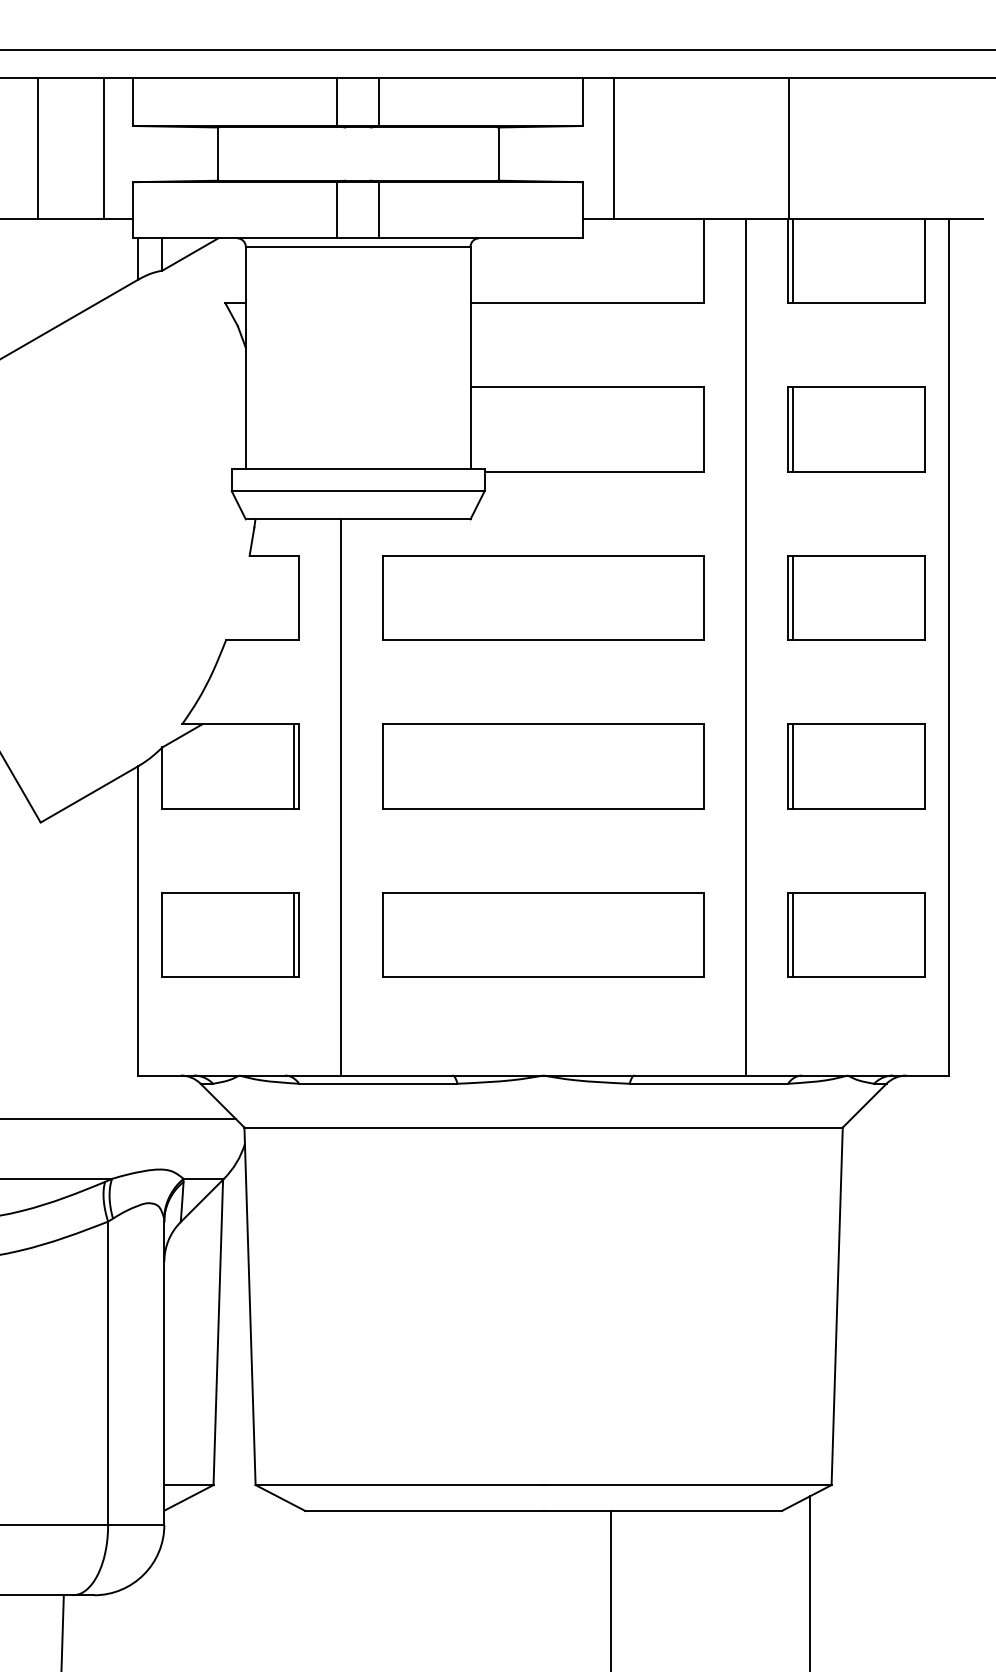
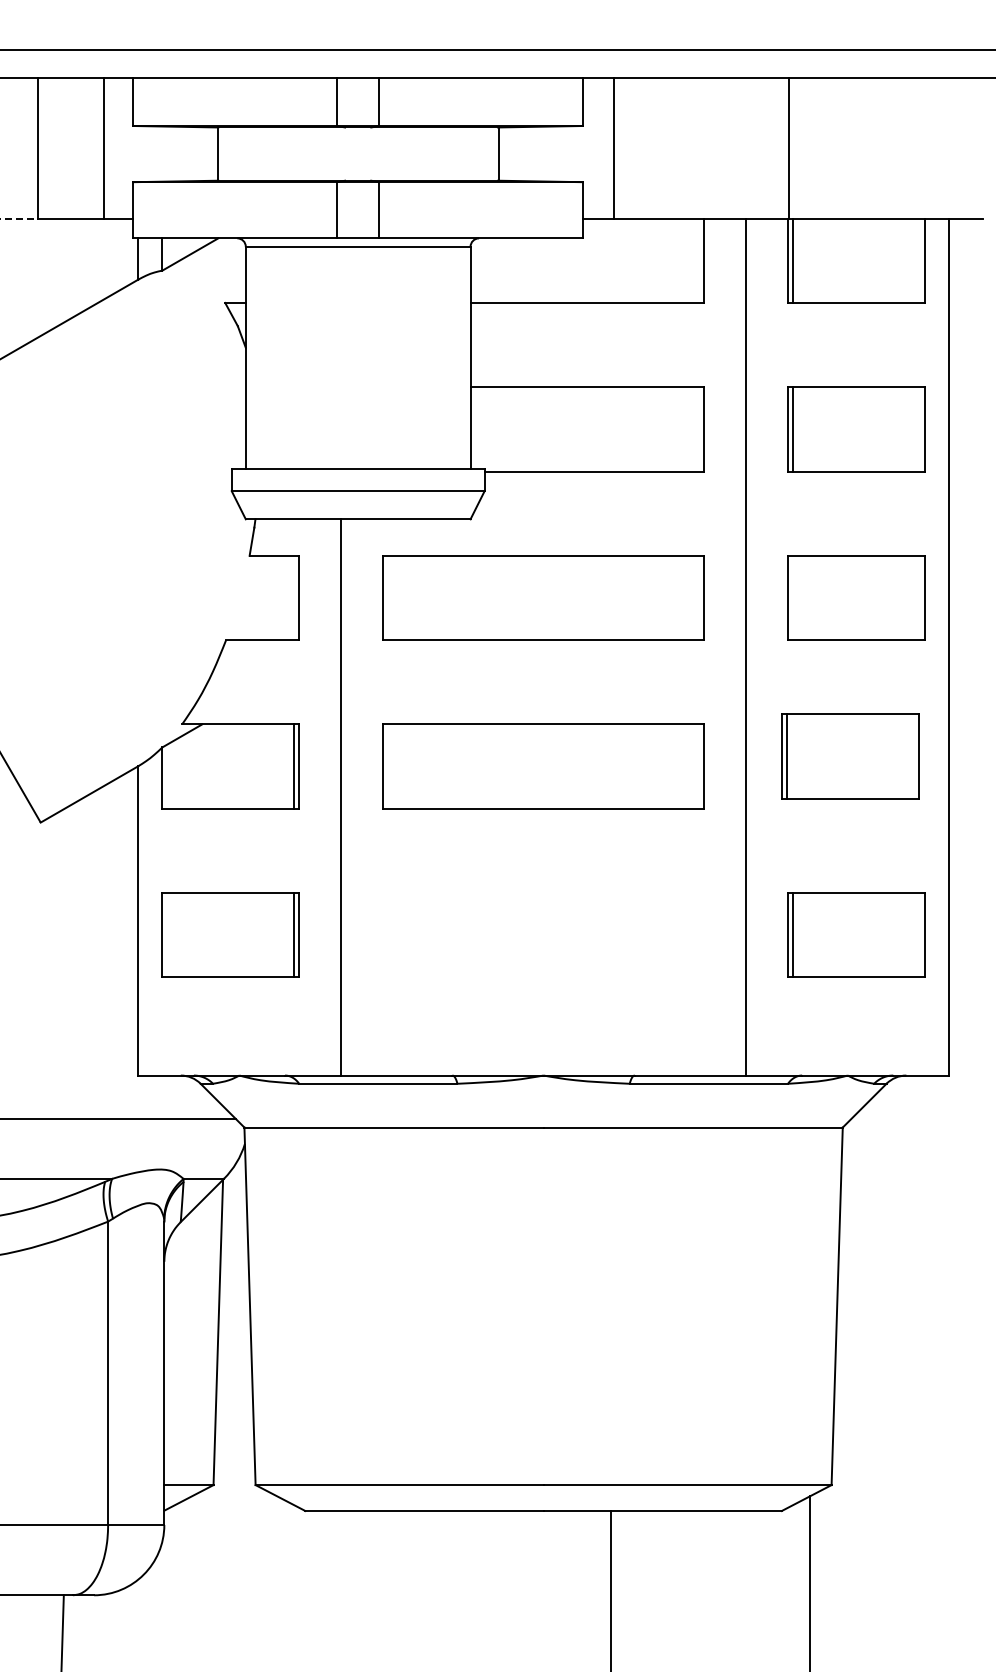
line: solid -> dashed (18, 218)
line: present -> none (792, 597)
part position: (856, 766) -> (850, 756) (850, 756)
part: present -> none (543, 934)
